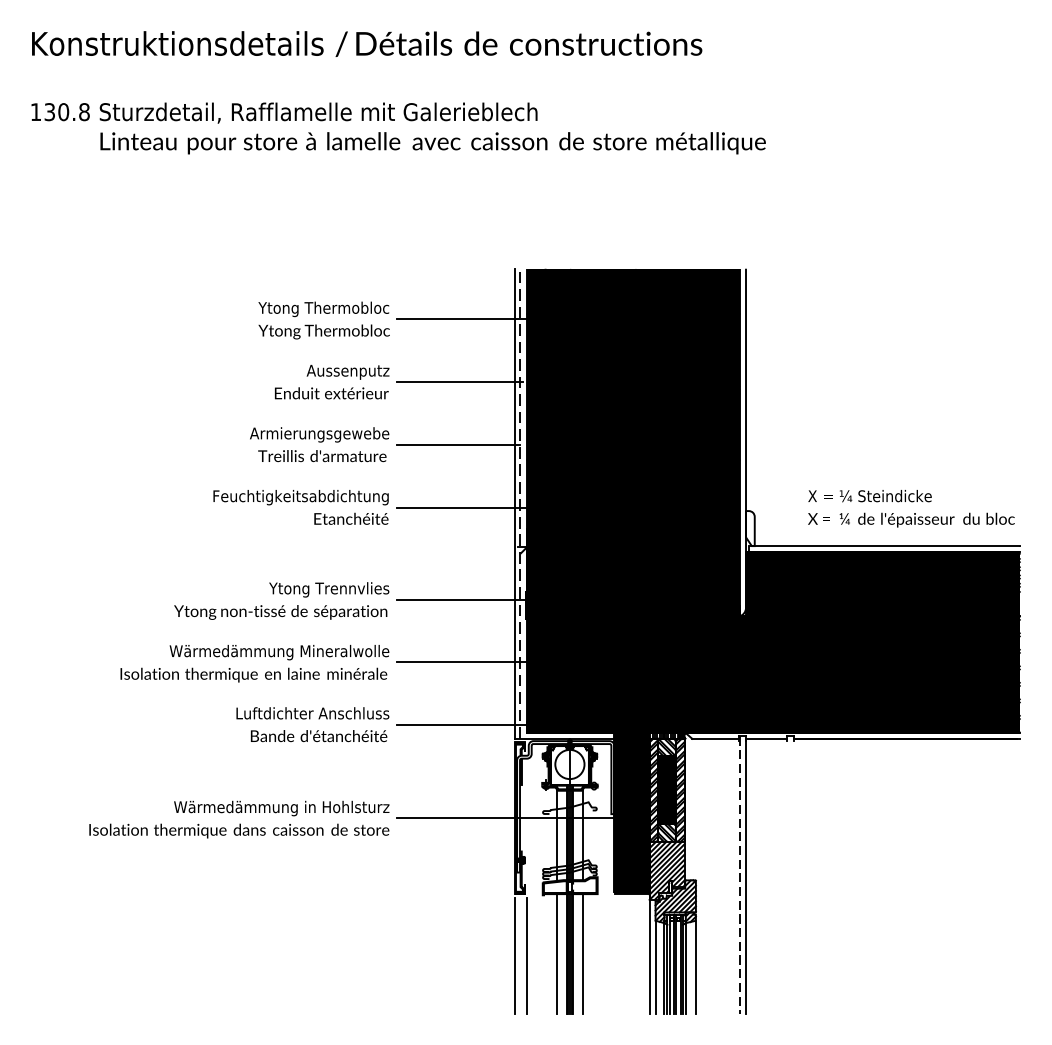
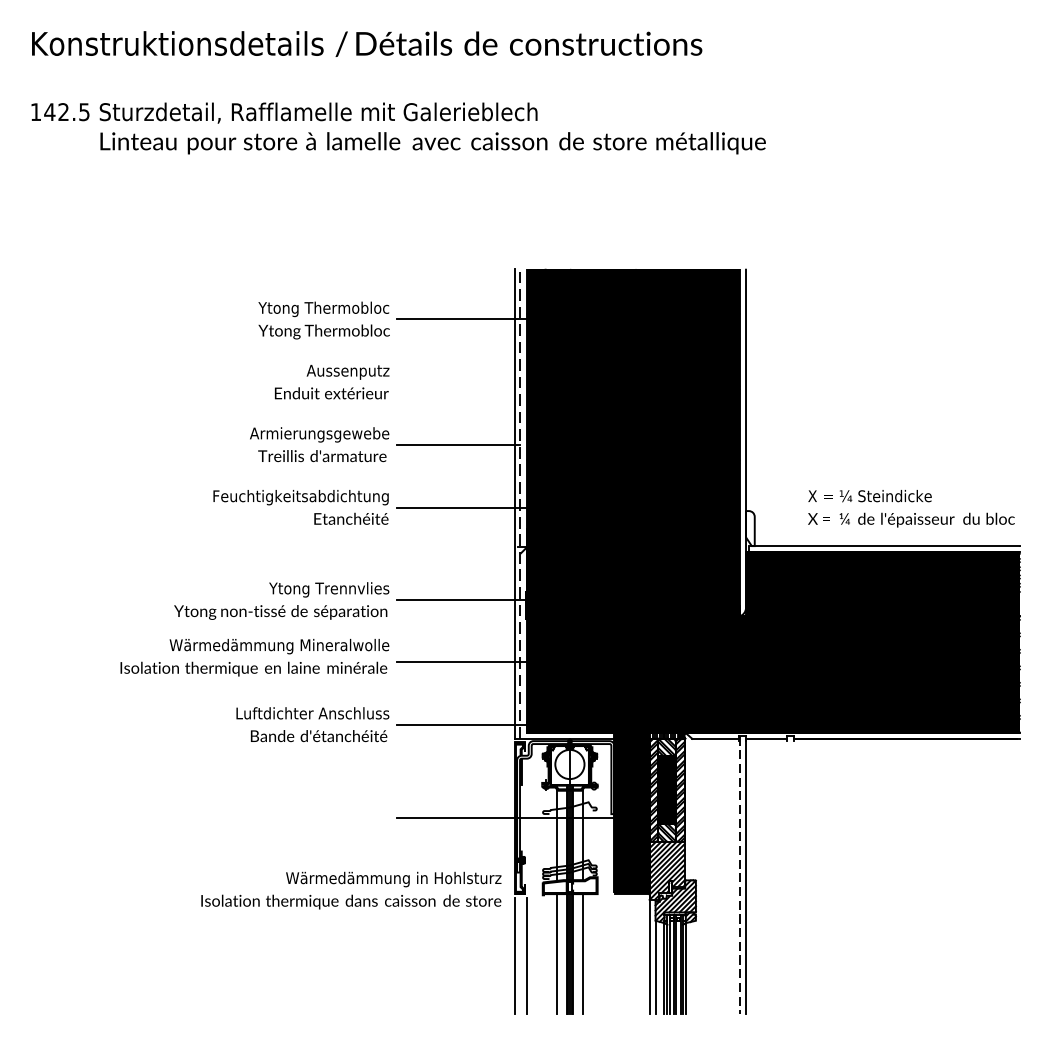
text: 130.8 -> 142.5 (66, 112)
line: present -> none (460, 381)
text position: (254, 663) -> (254, 657) (254, 657)
text position: (239, 819) -> (351, 890) (351, 890)
line: present -> none (695, 966)
